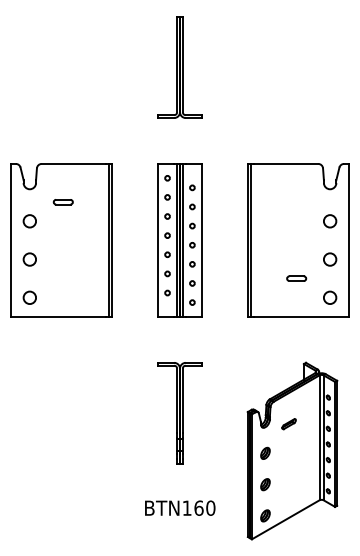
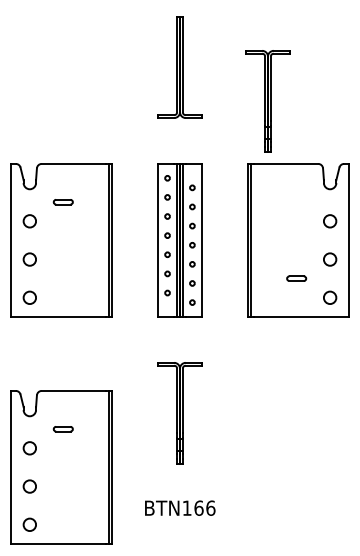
part: none -> present (267, 101)
part: present -> none (292, 450)
part: none -> present (61, 467)
text: BTN160 -> BTN166 (210, 507)
